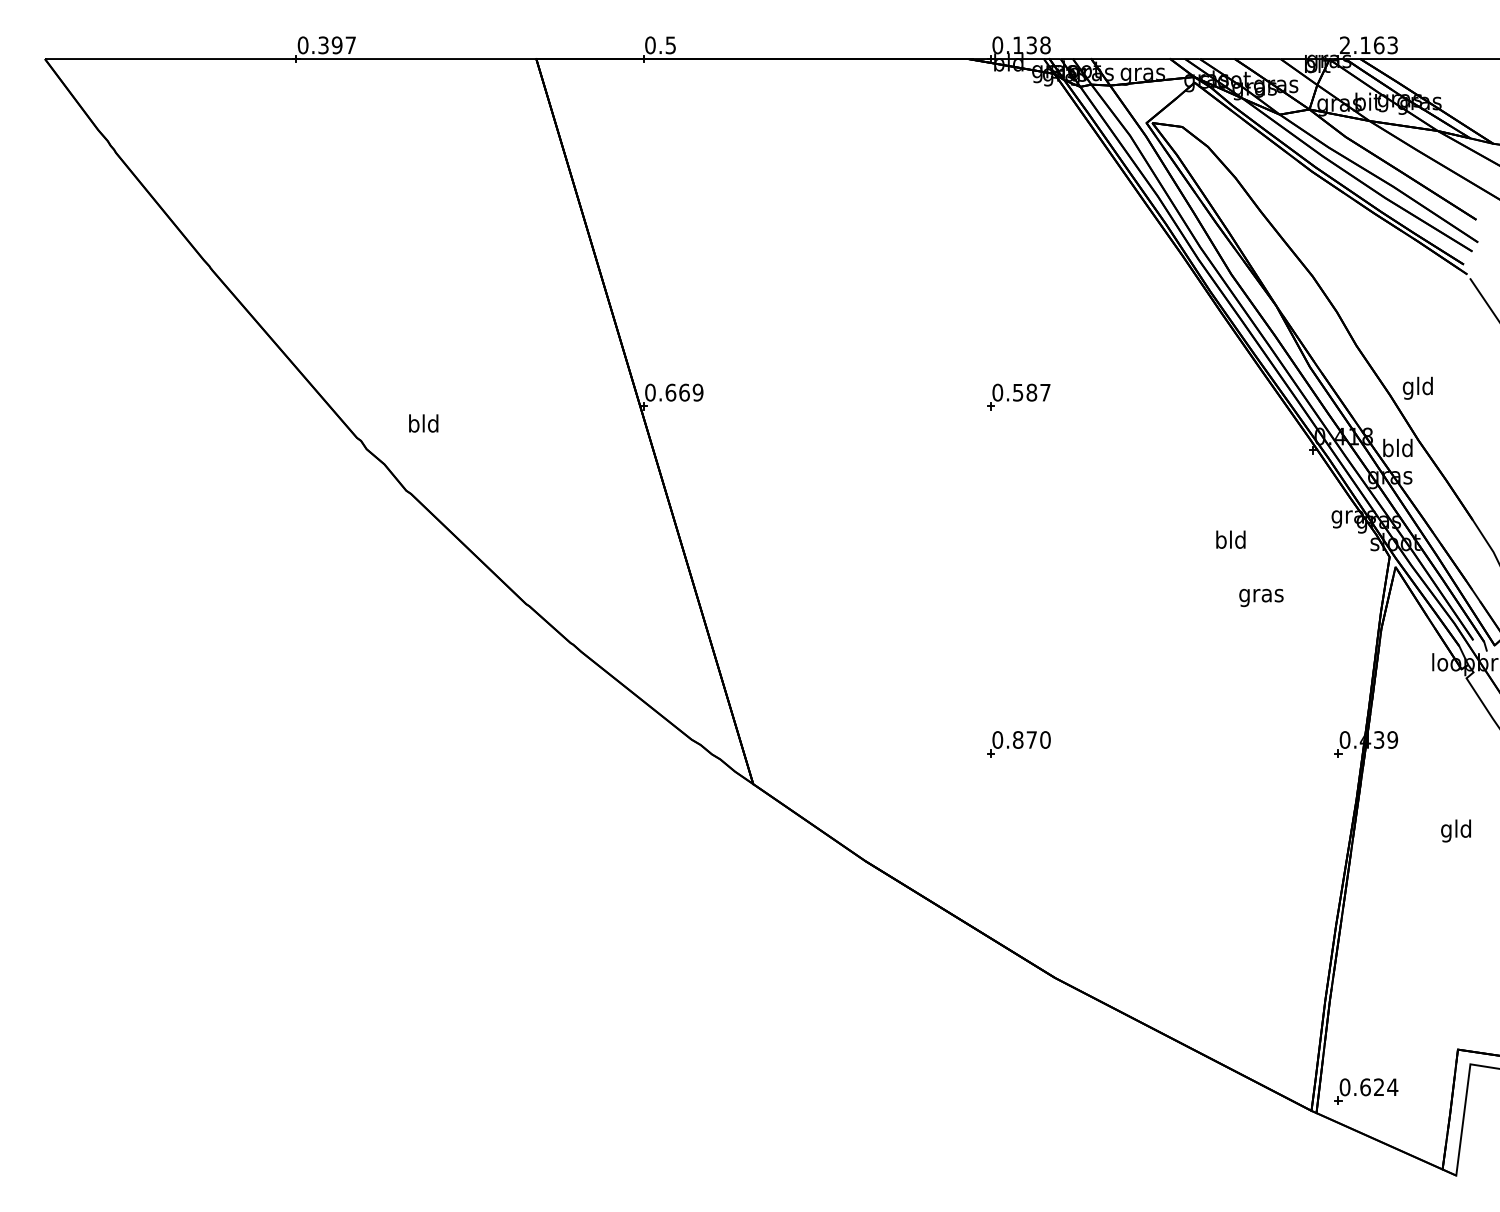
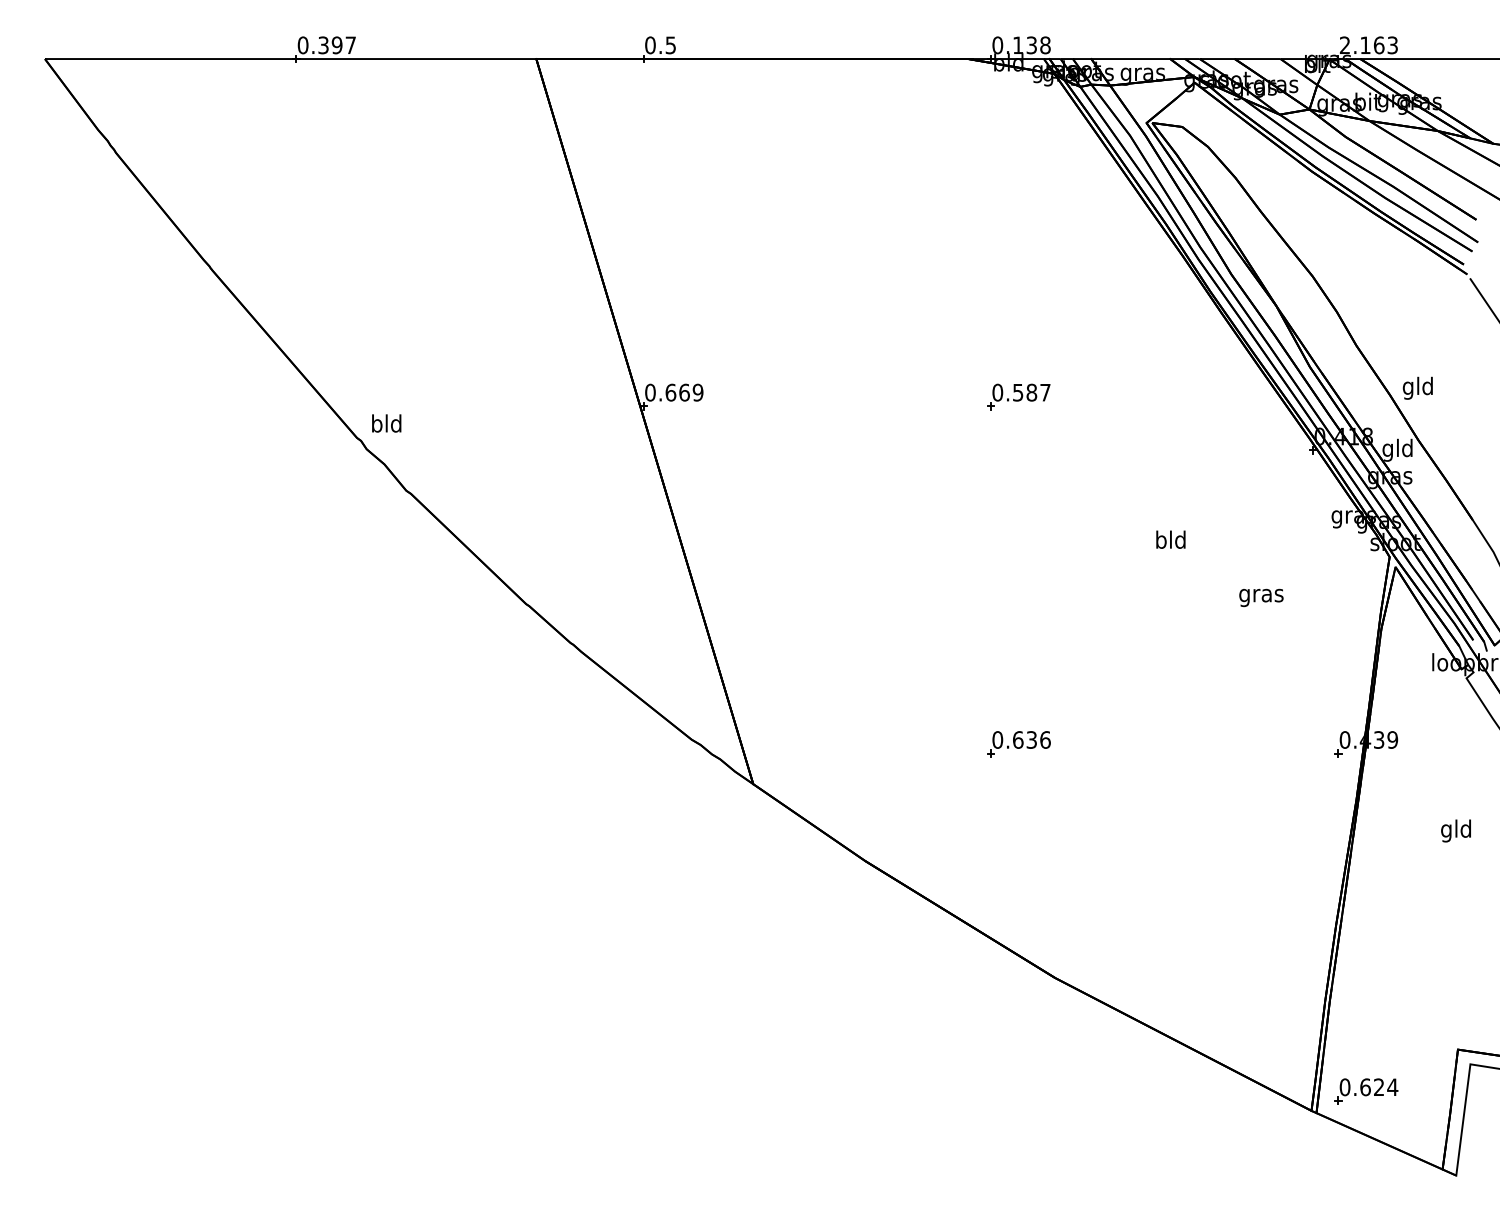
text position: (423, 423) -> (386, 423) (386, 423)
text: bld -> gld (1387, 449)
text position: (1230, 539) -> (1170, 539) (1170, 539)
text: 0.870 -> 0.636 (1031, 739)
